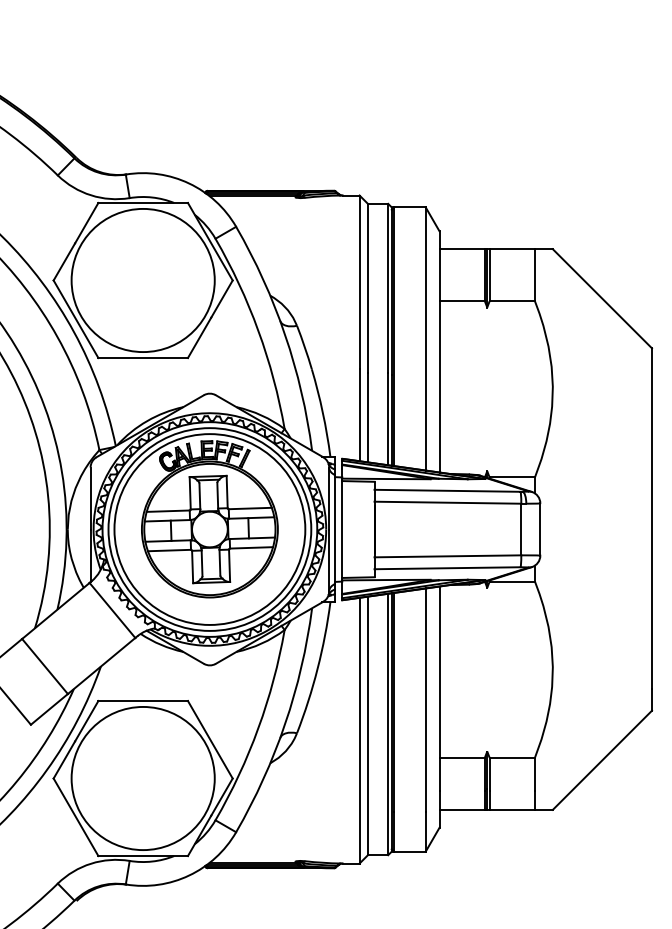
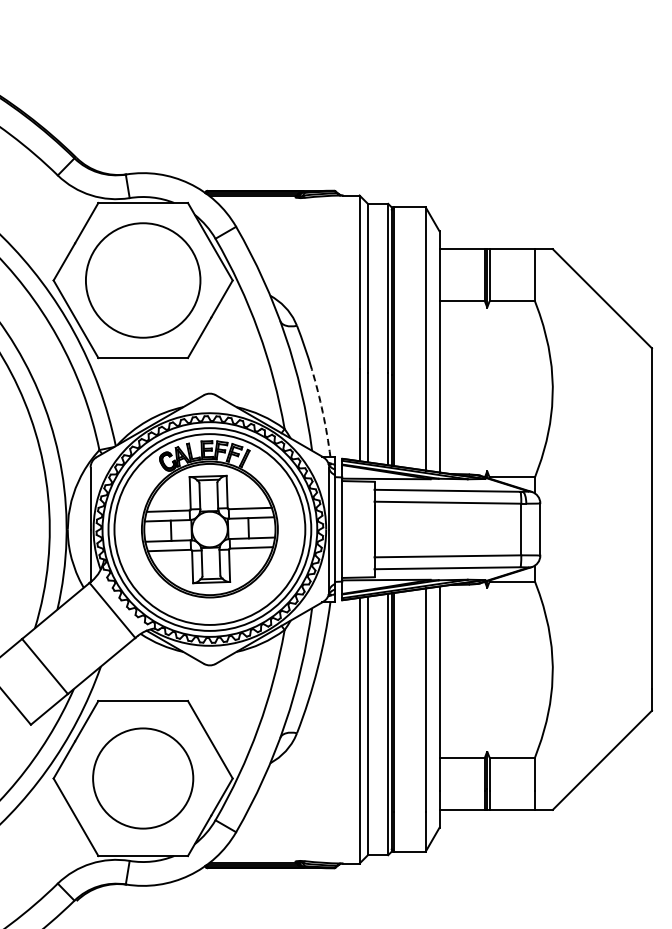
circle diameter: 143 px -> 115 px (142, 280)
arc: solid -> dashed (322, 412)
circle diameter: 143 px -> 100 px (143, 778)
